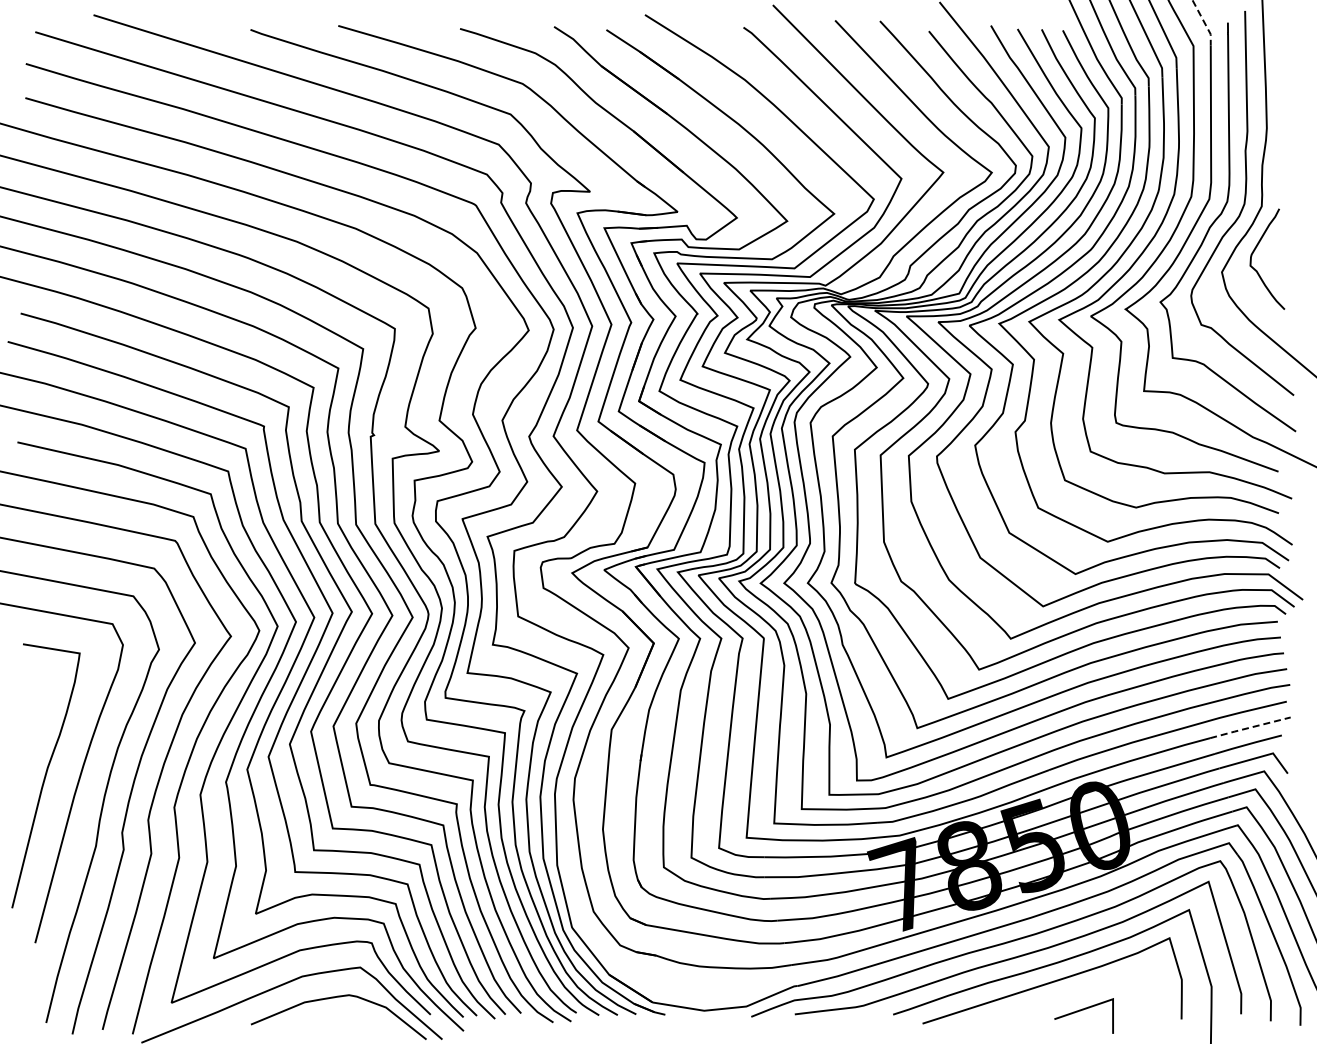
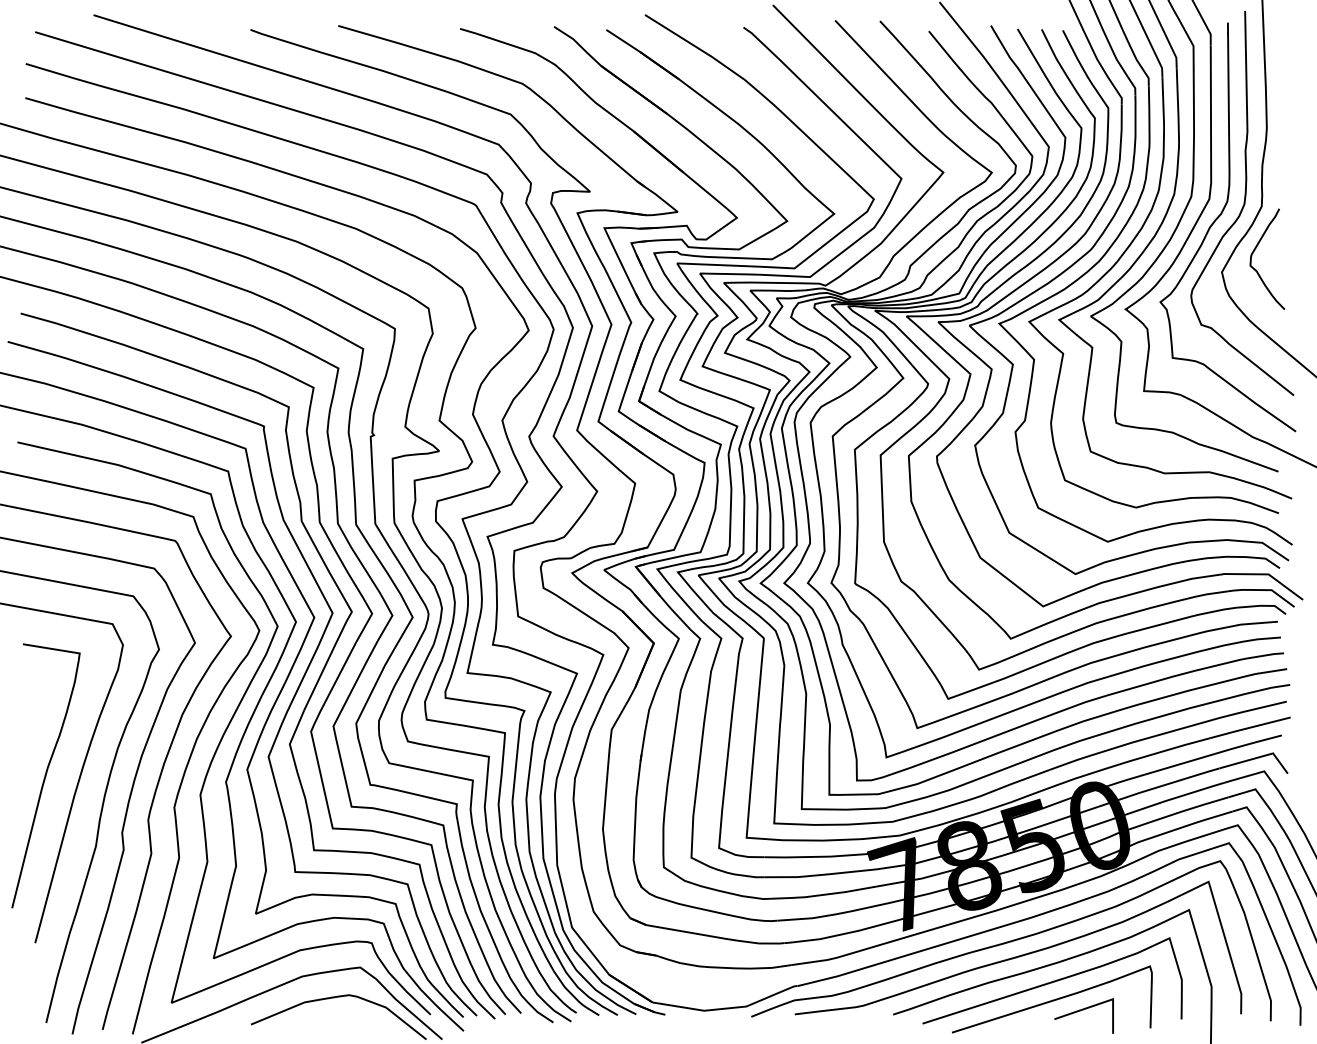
line: dashed -> solid (1204, 22)
line: dashed -> solid (1250, 727)
curve: none -> present (1052, 999)
